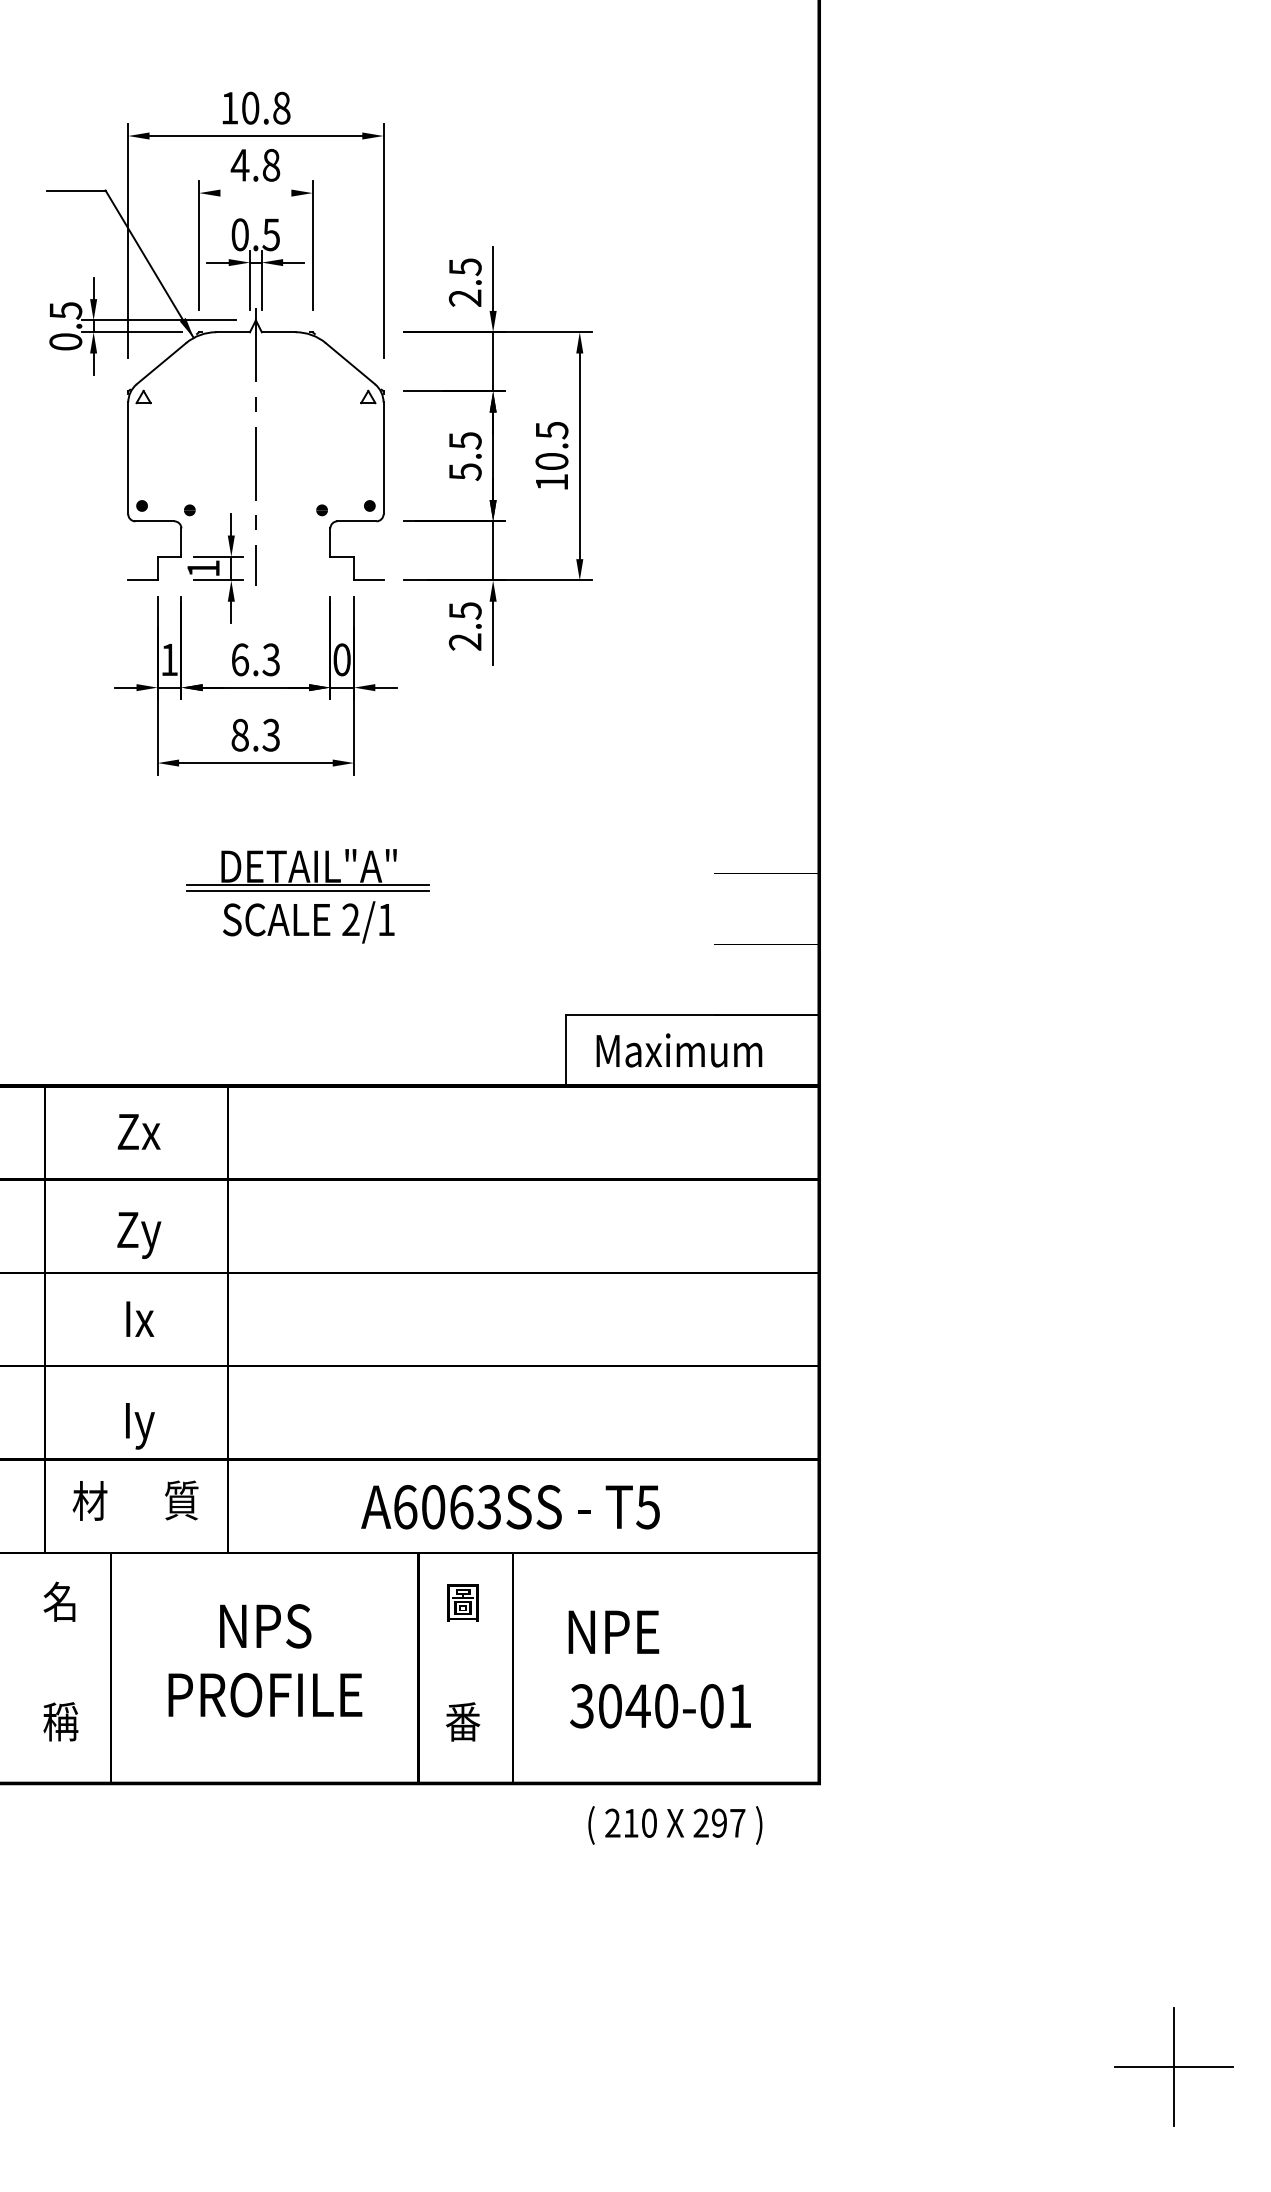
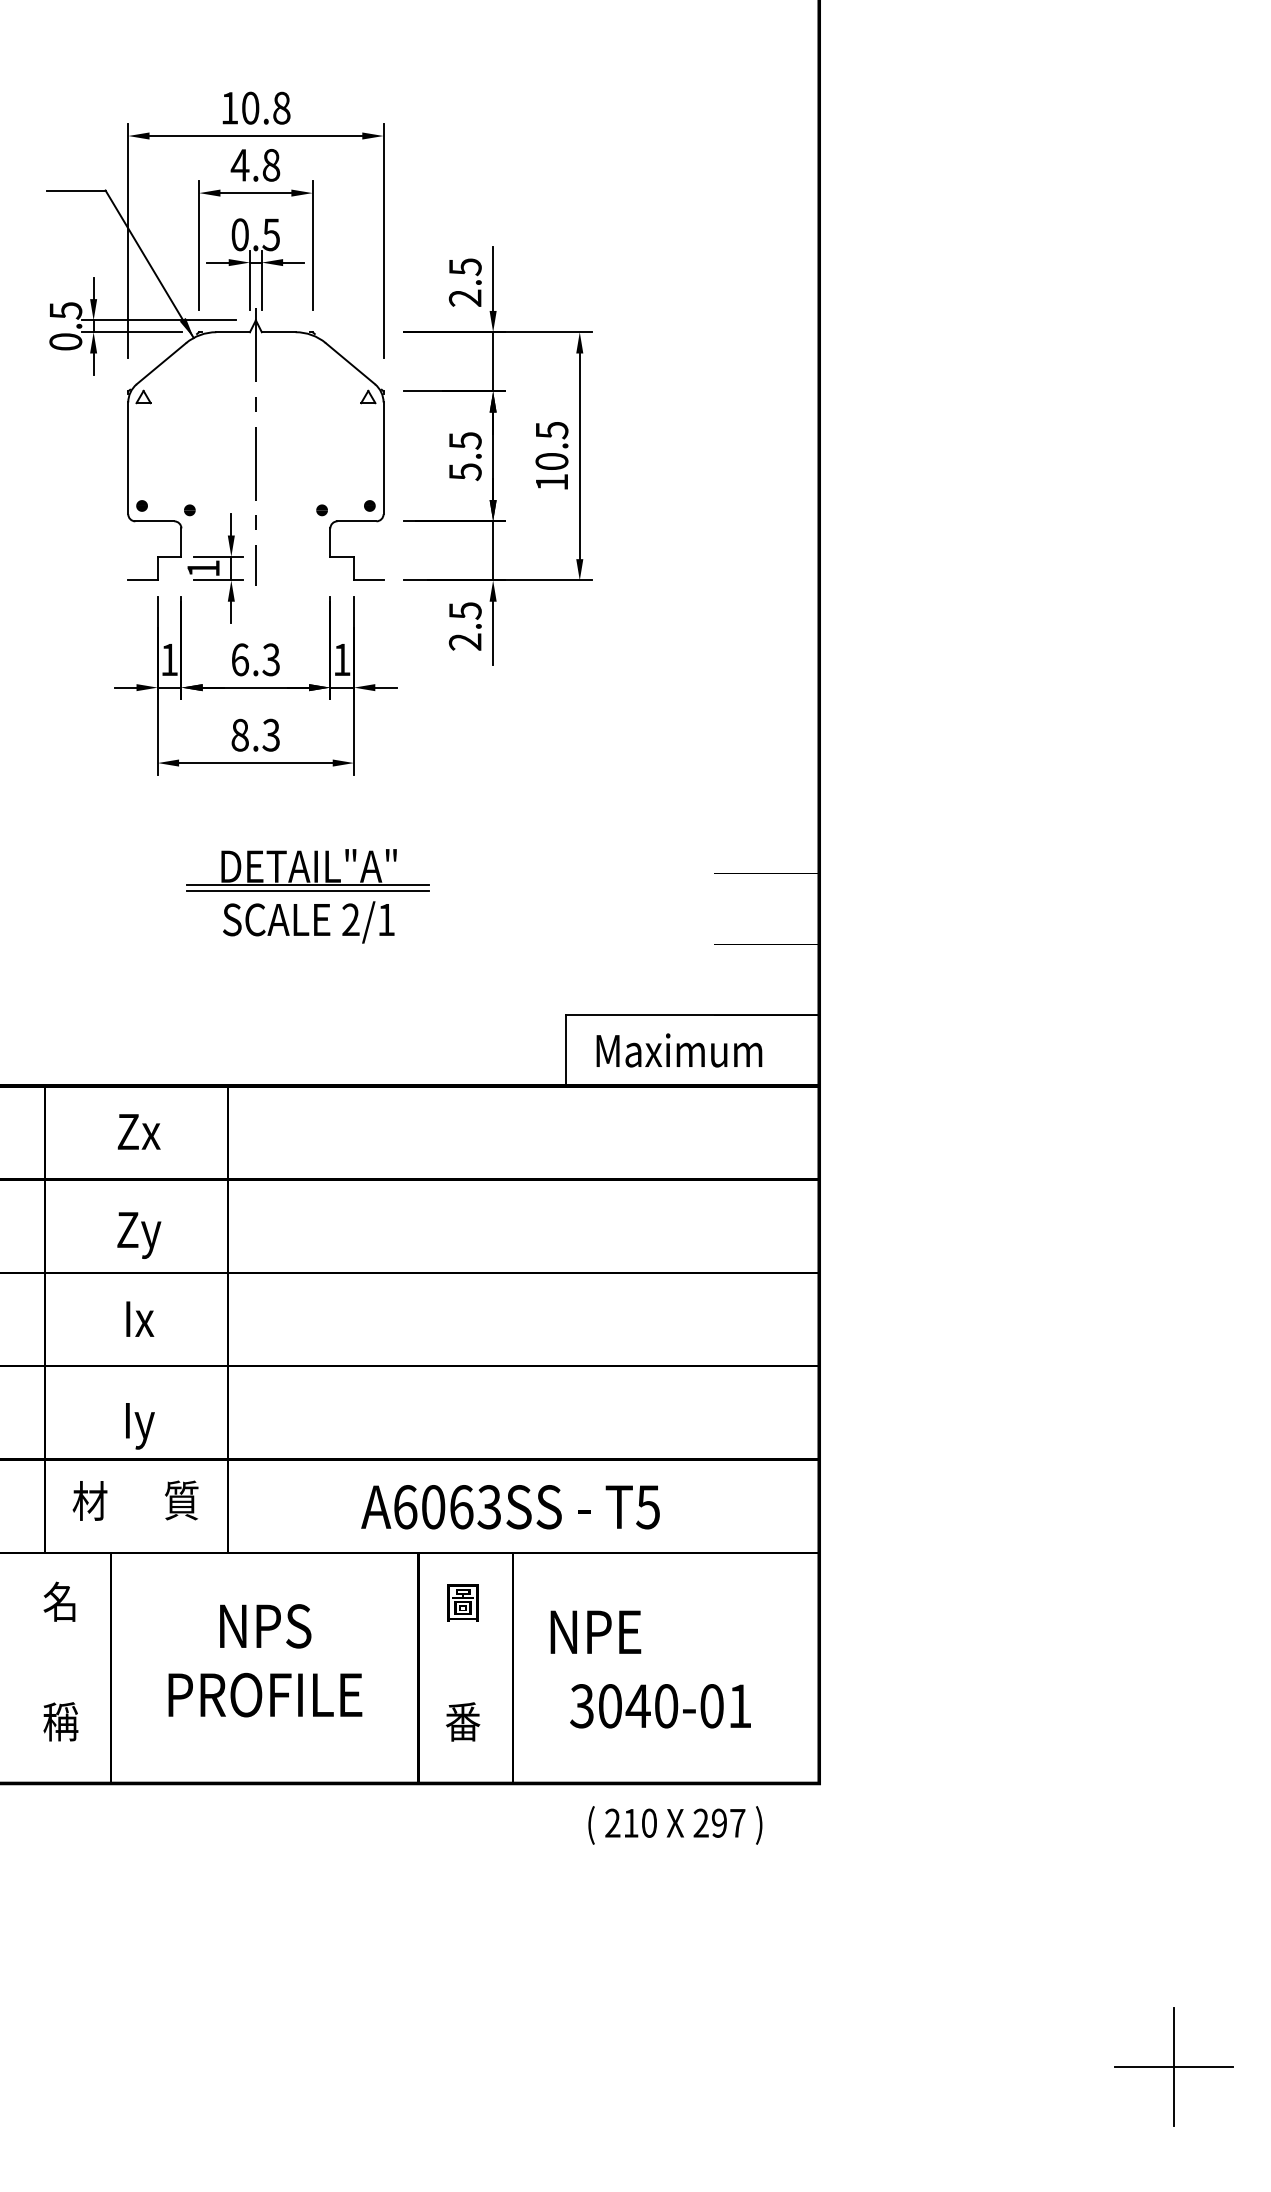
line: none -> present (255, 193)
text: 0 -> 1 (341, 659)
text position: (613, 1631) -> (595, 1631) (595, 1631)
